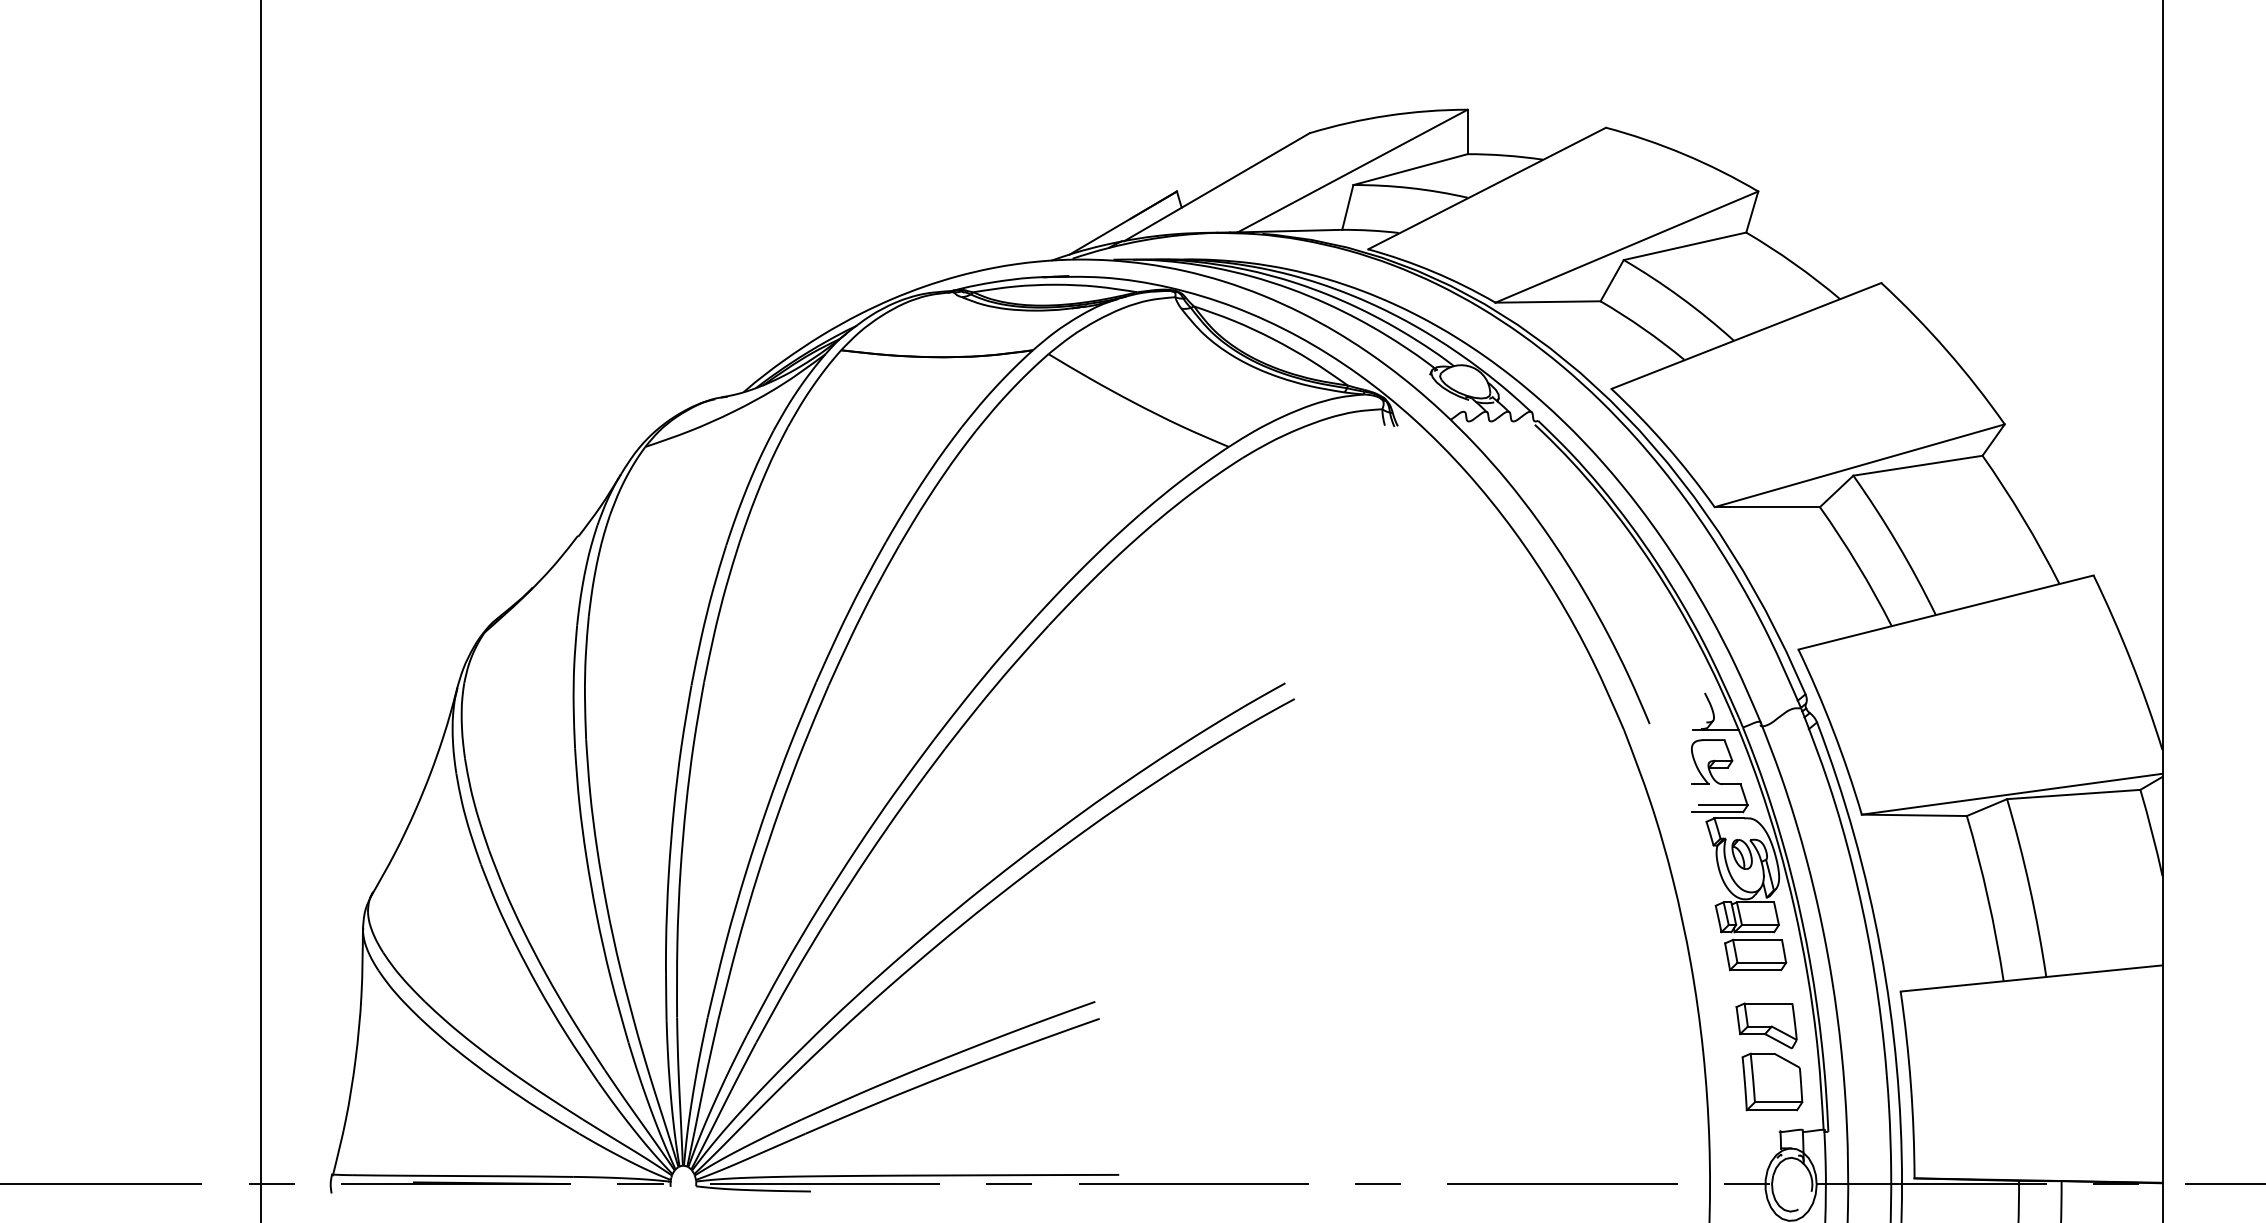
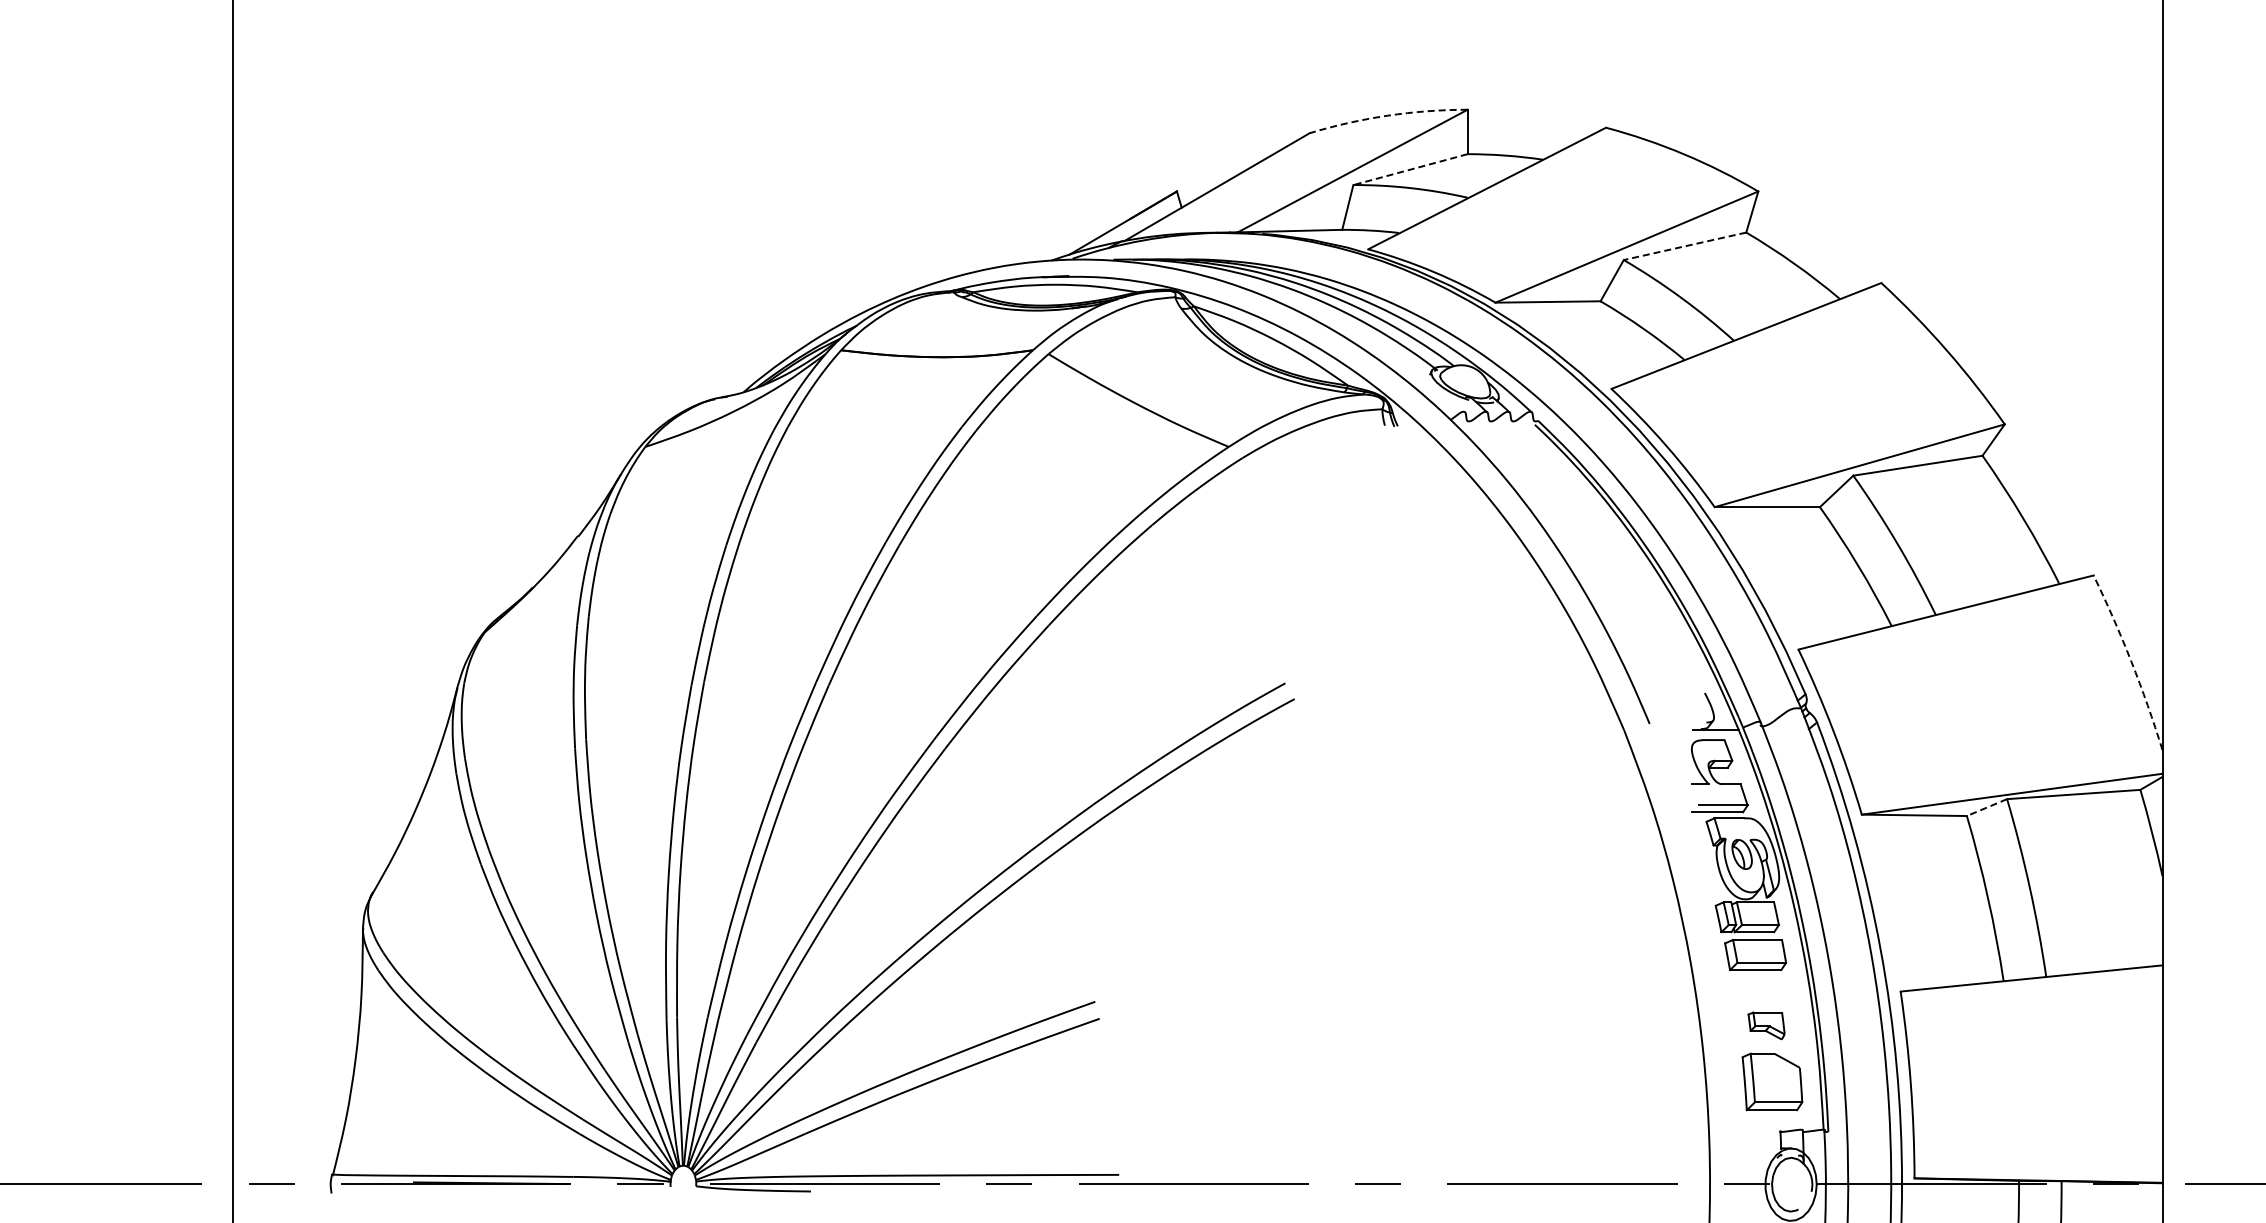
arc: solid -> dashed (1387, 115)
line: solid -> dashed (1410, 169)
line: solid -> dashed (1685, 246)
line position: (261, 610) -> (233, 610) (233, 610)
arc: solid -> dashed (2131, 661)
line: solid -> dashed (1987, 807)
part size: 63x48 px -> 39x30 px (1766, 1025)
